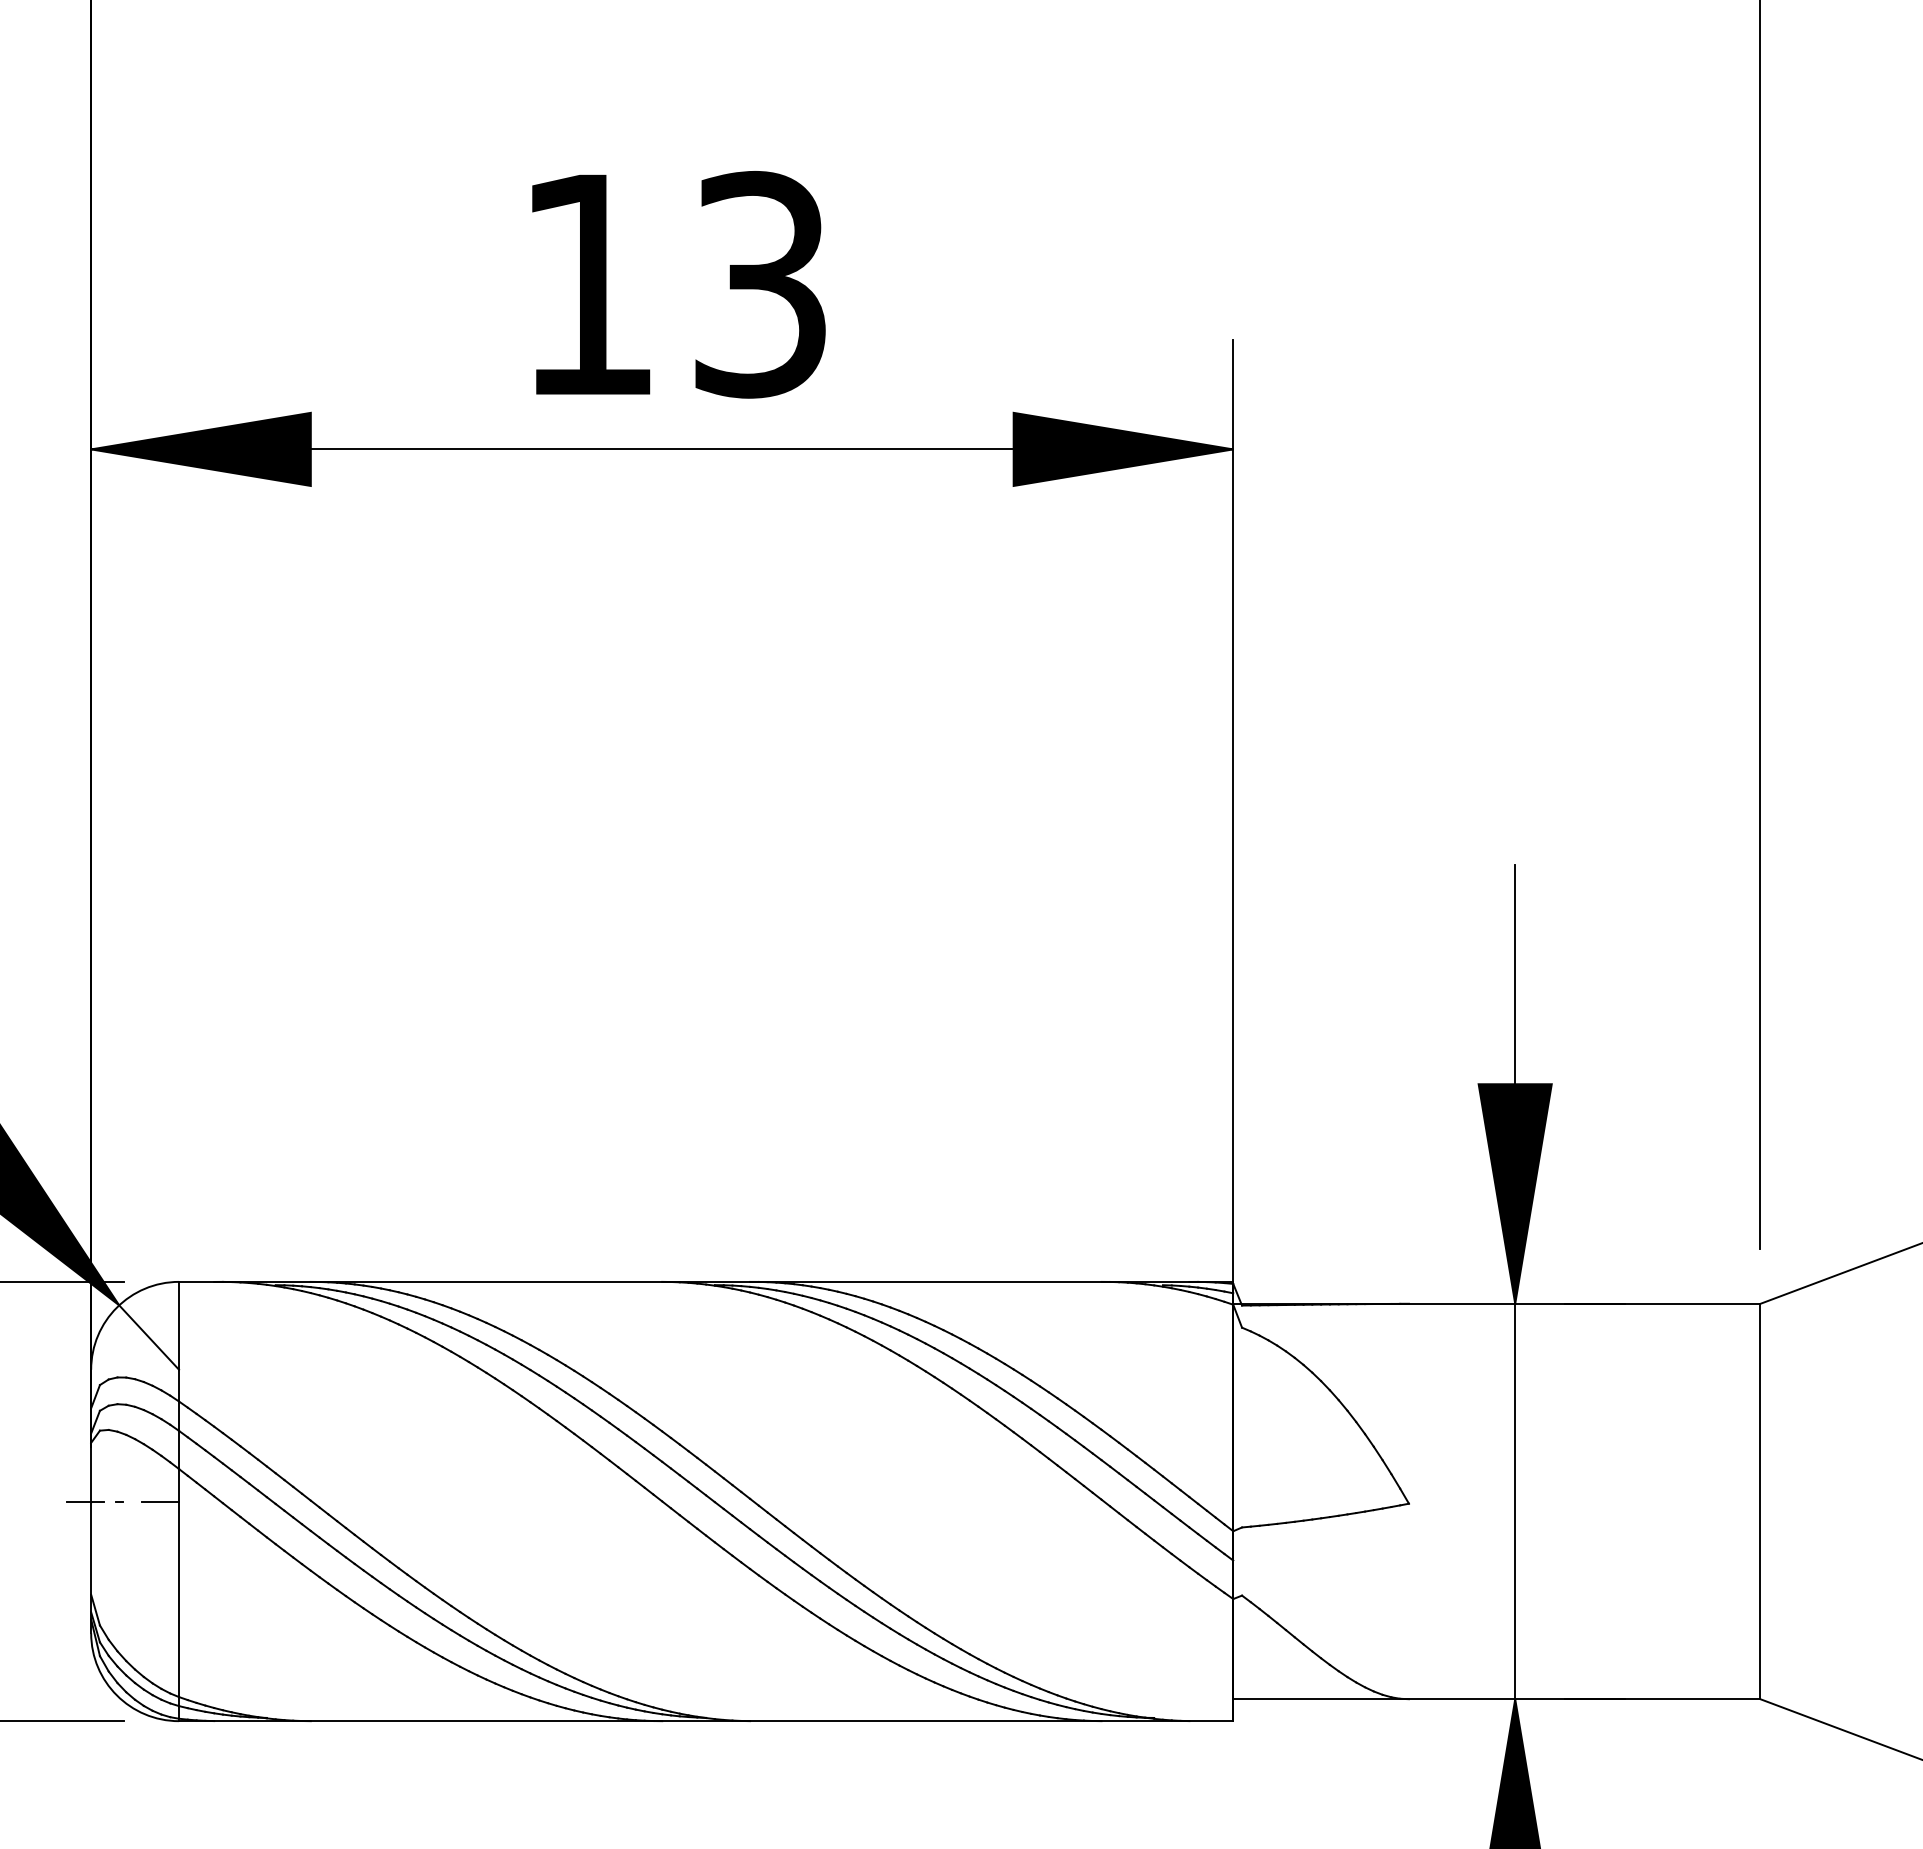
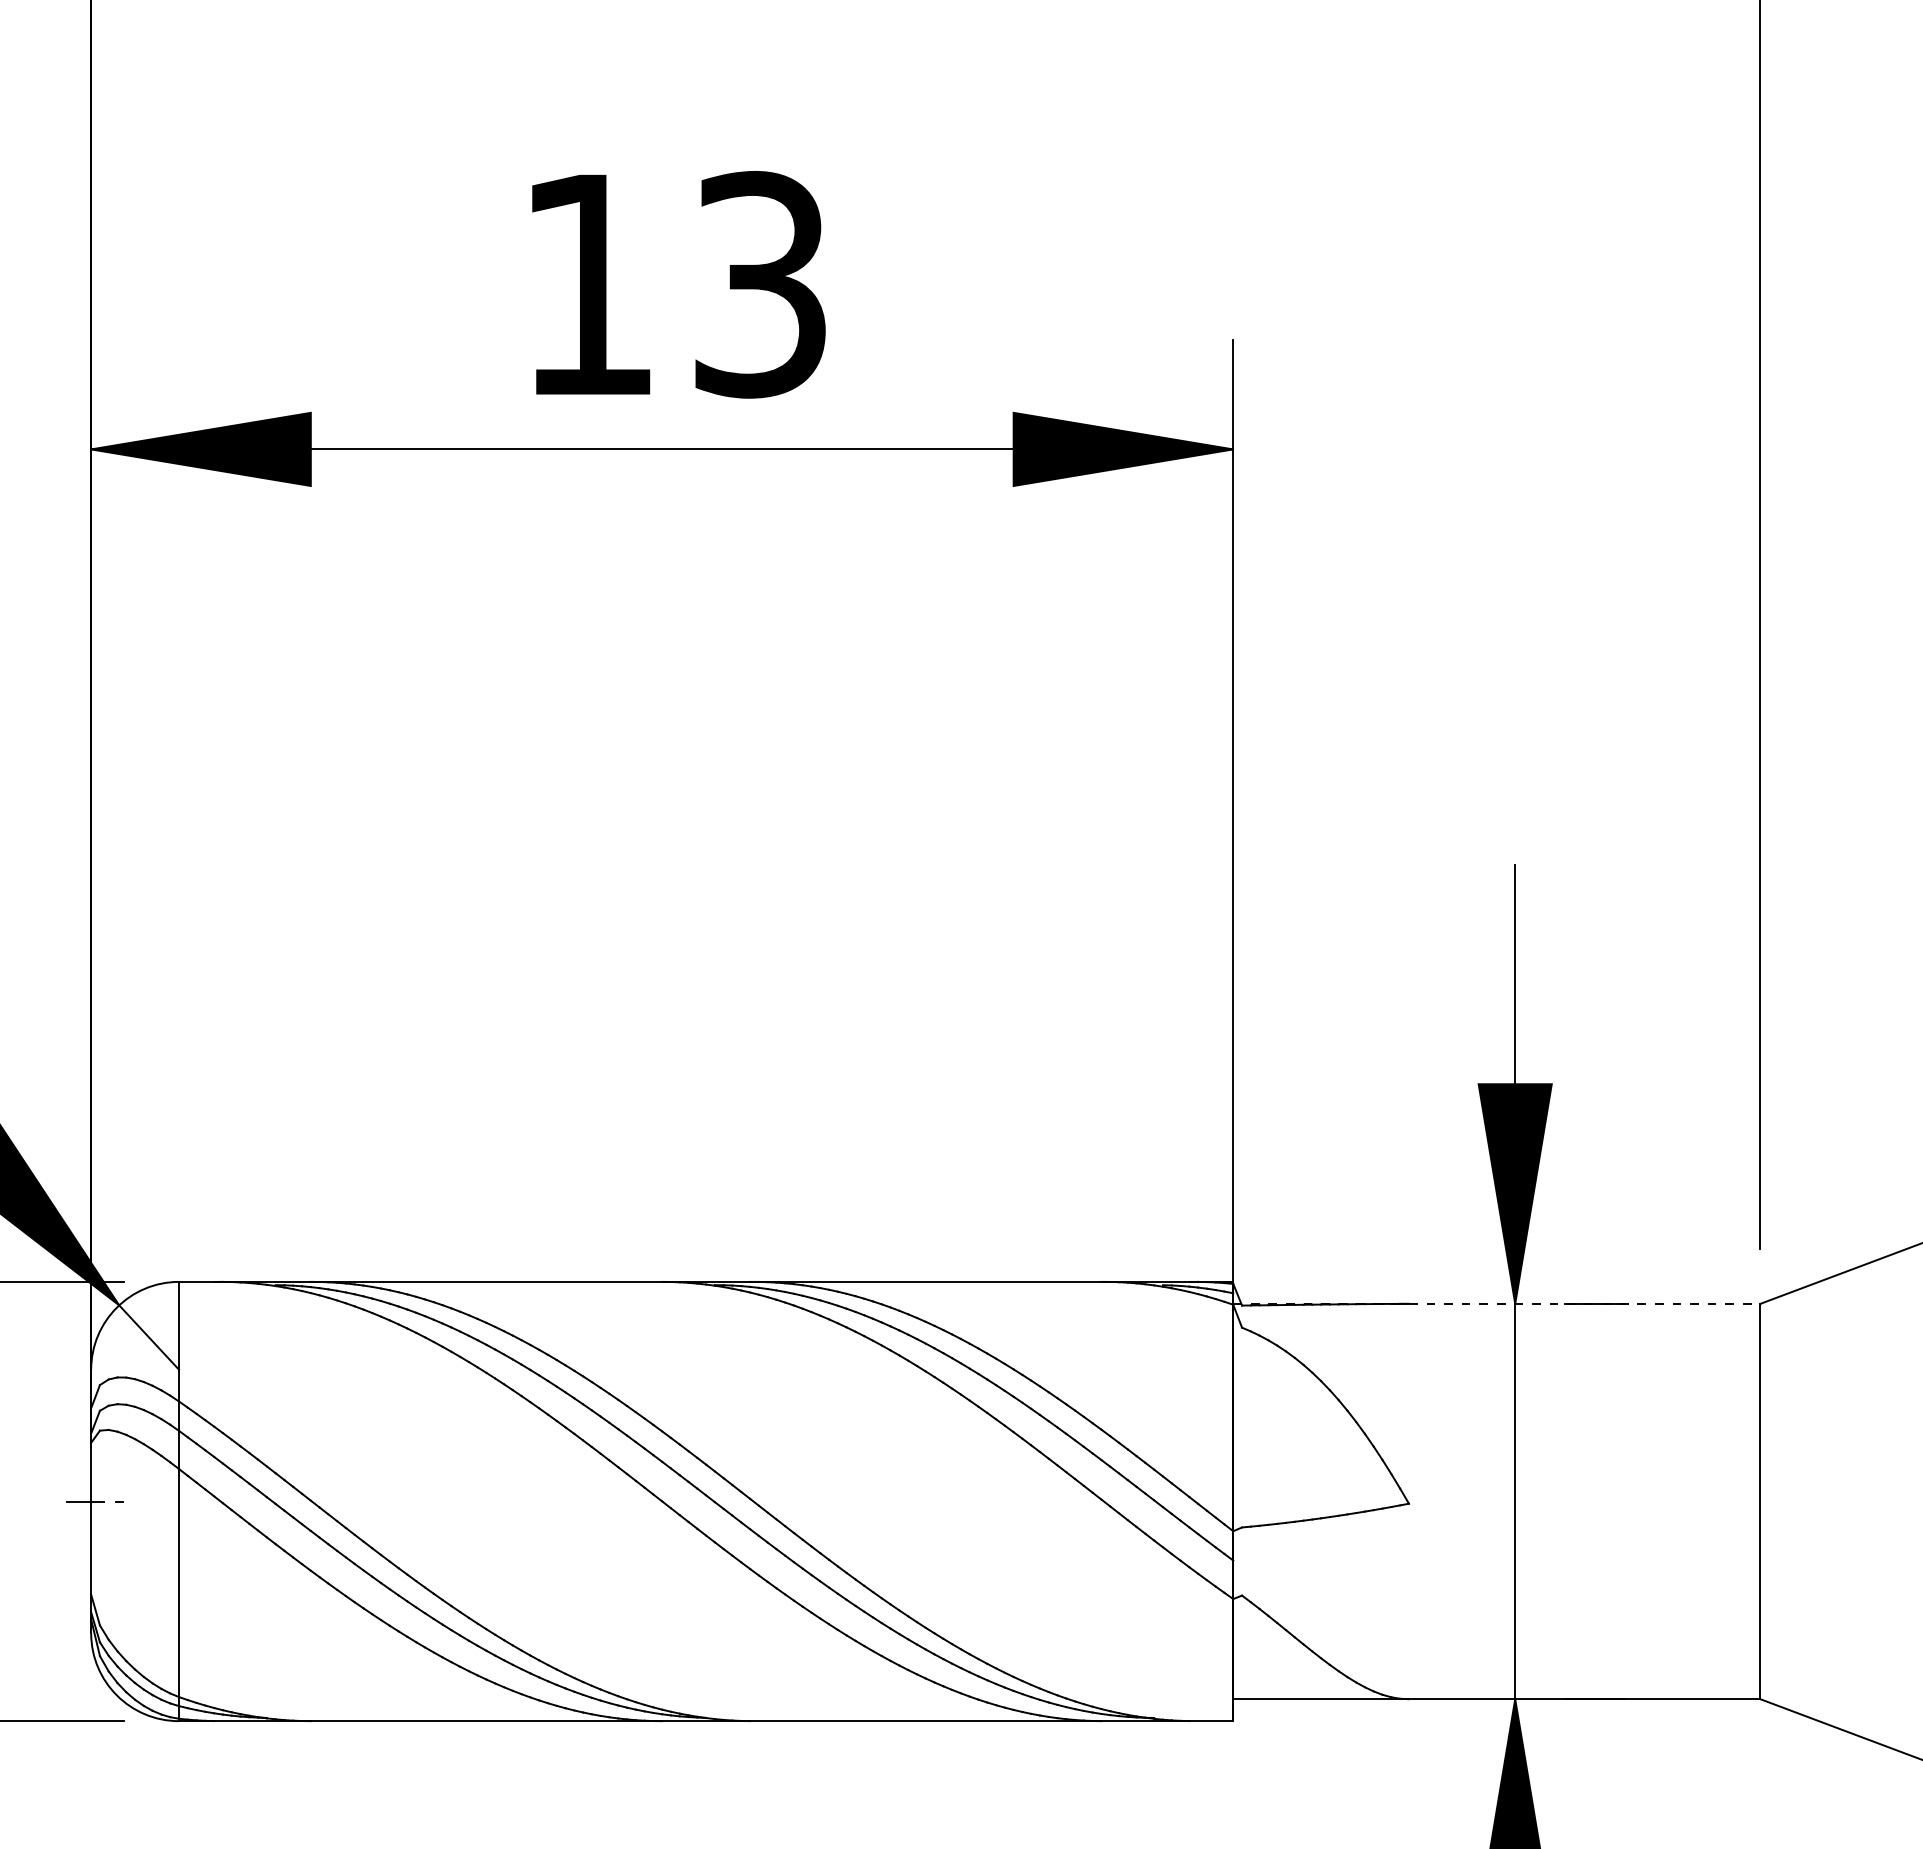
line: solid -> dashed (1496, 1303)
line: present -> none (160, 1501)
